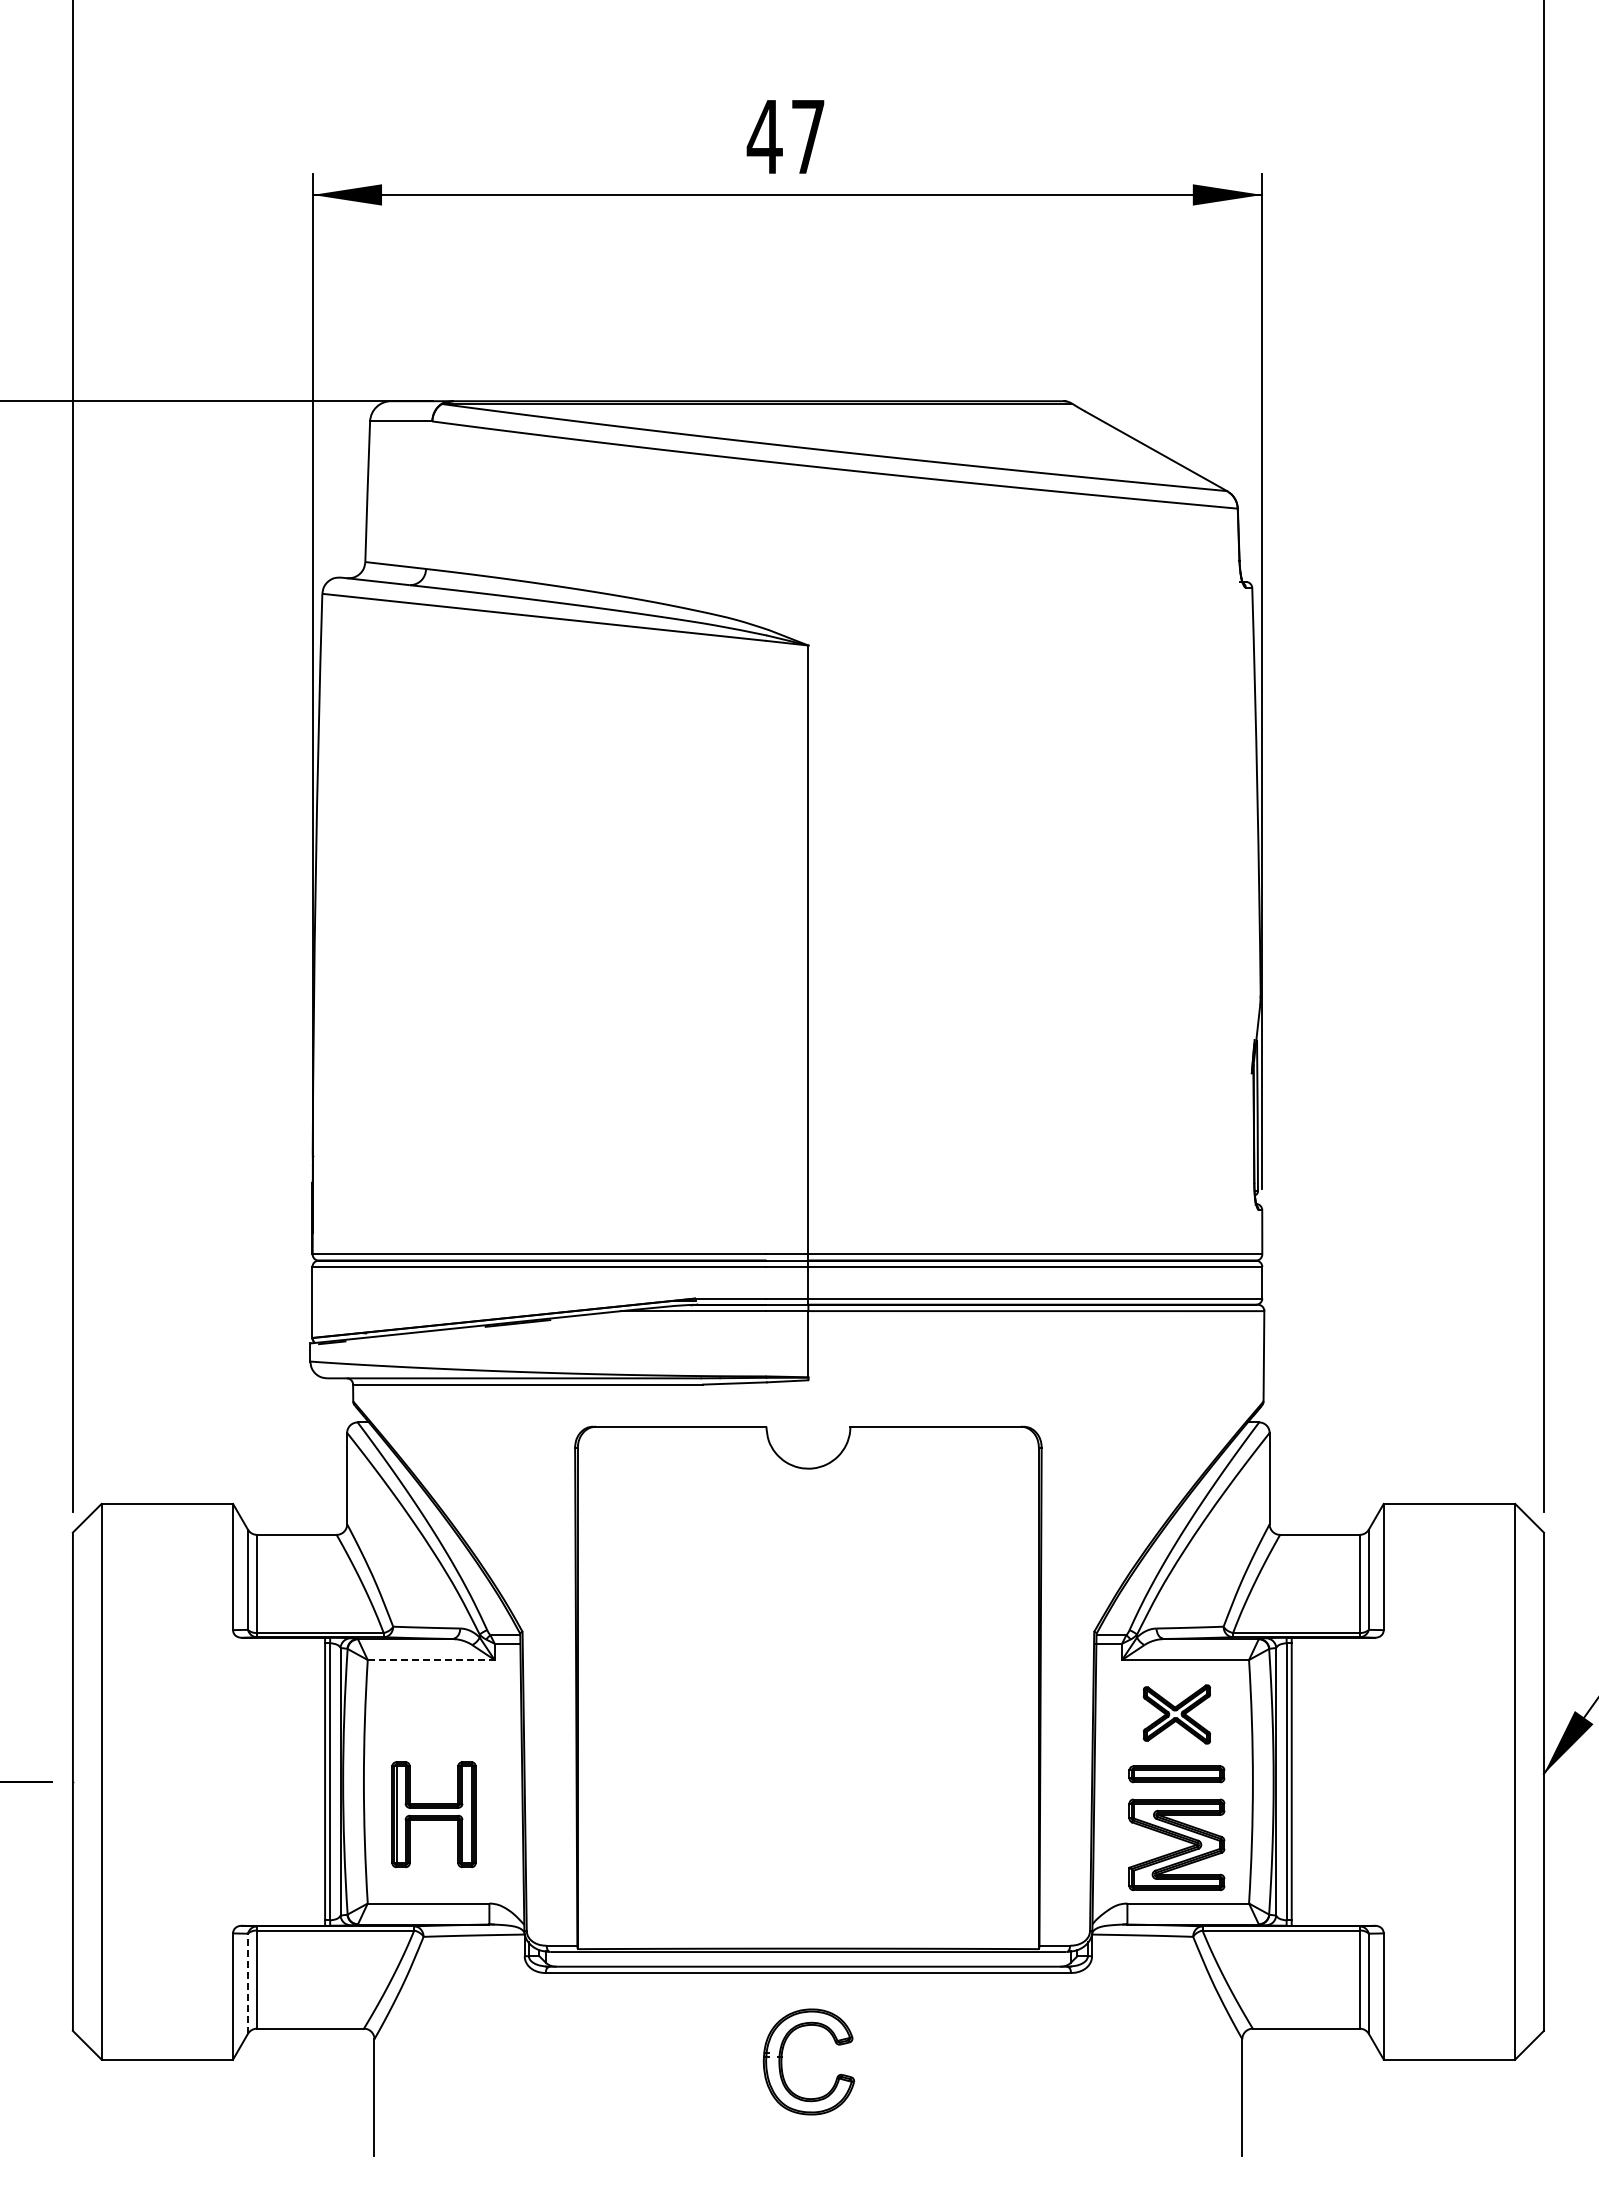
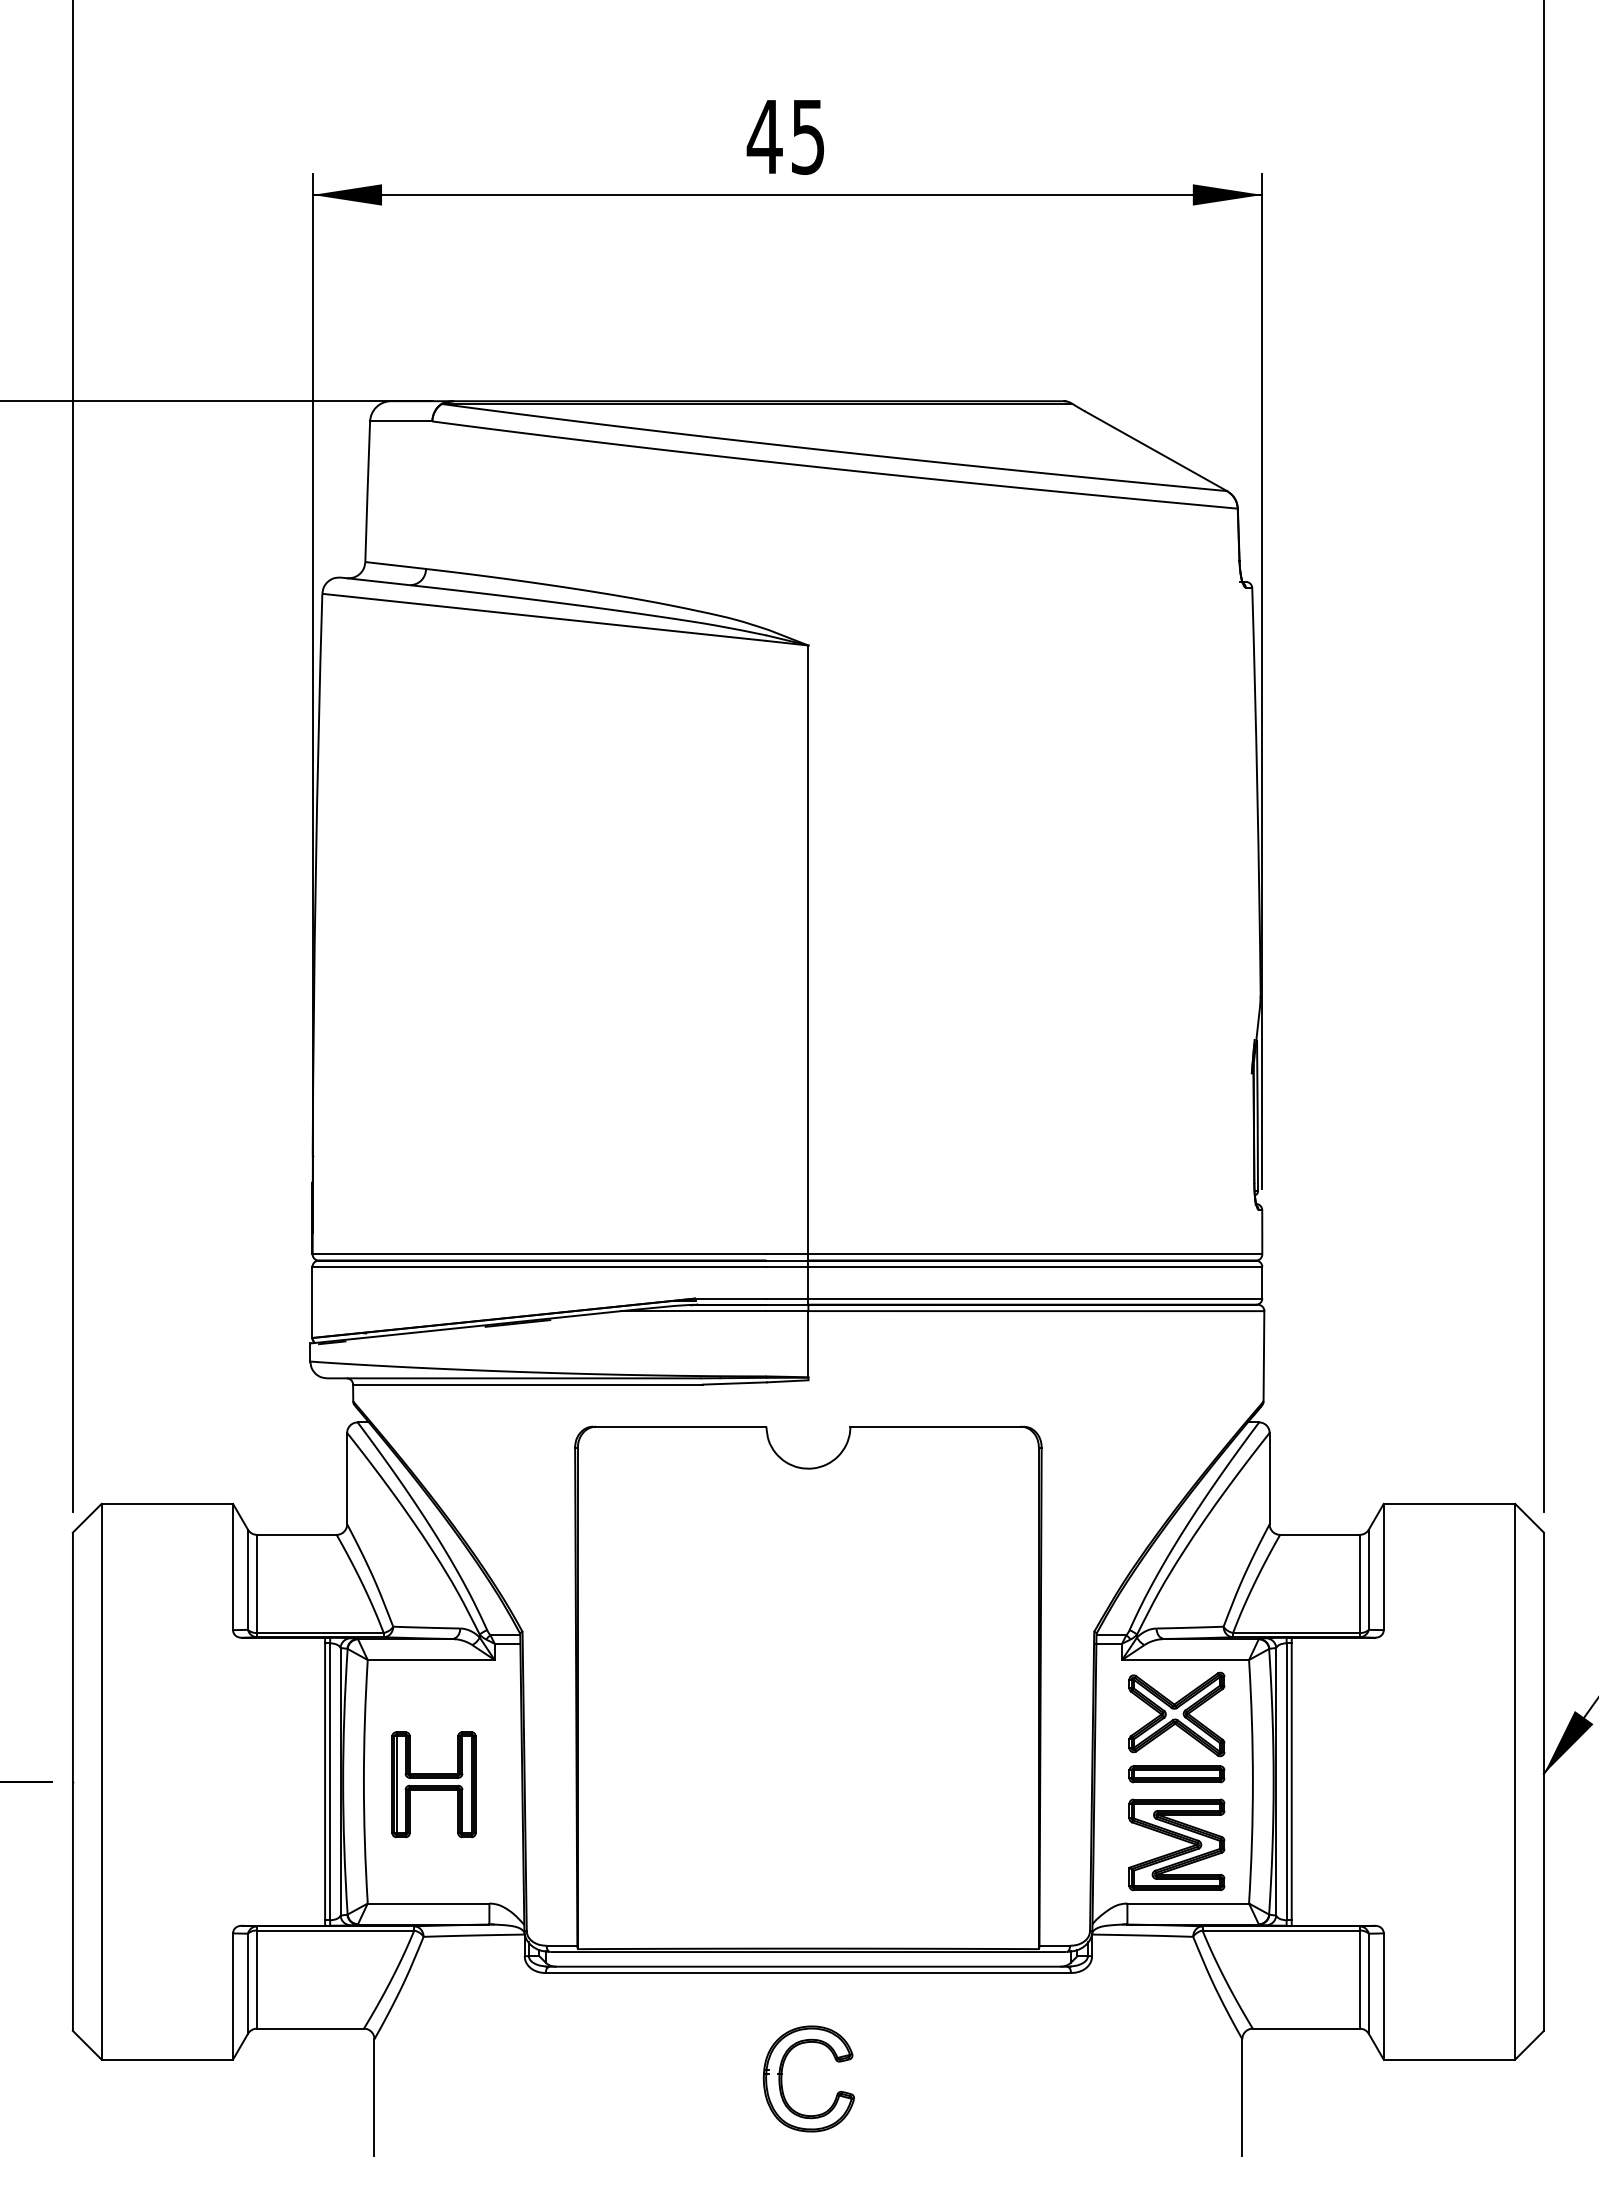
text: 47 -> 45 (808, 137)
line: dashed -> solid (431, 1660)
part size: 70x61 px -> 98x87 px (1176, 1714)
part position: (433, 1814) -> (433, 1784) (433, 1784)
line: dashed -> solid (247, 1983)
part position: (782, 2061) -> (782, 2078) (782, 2078)
